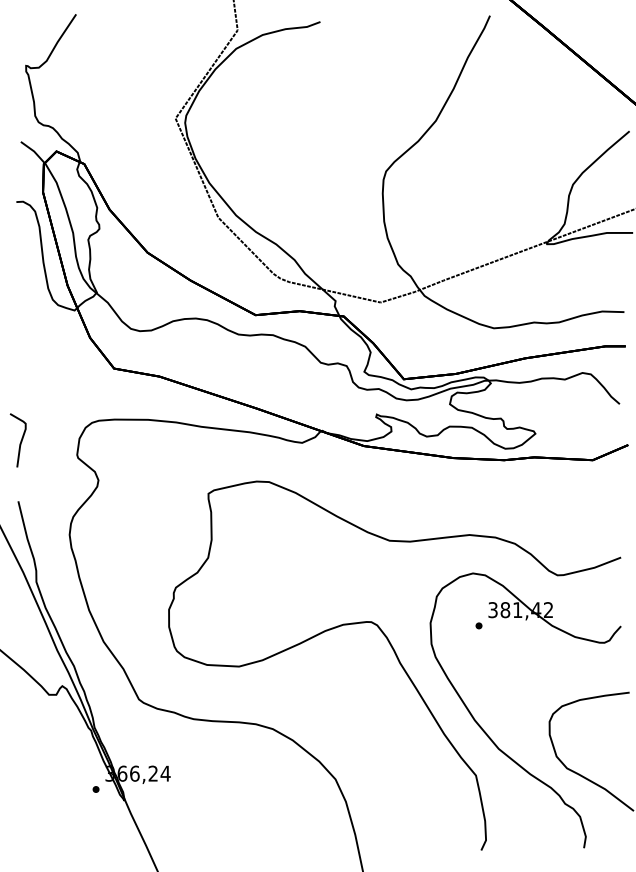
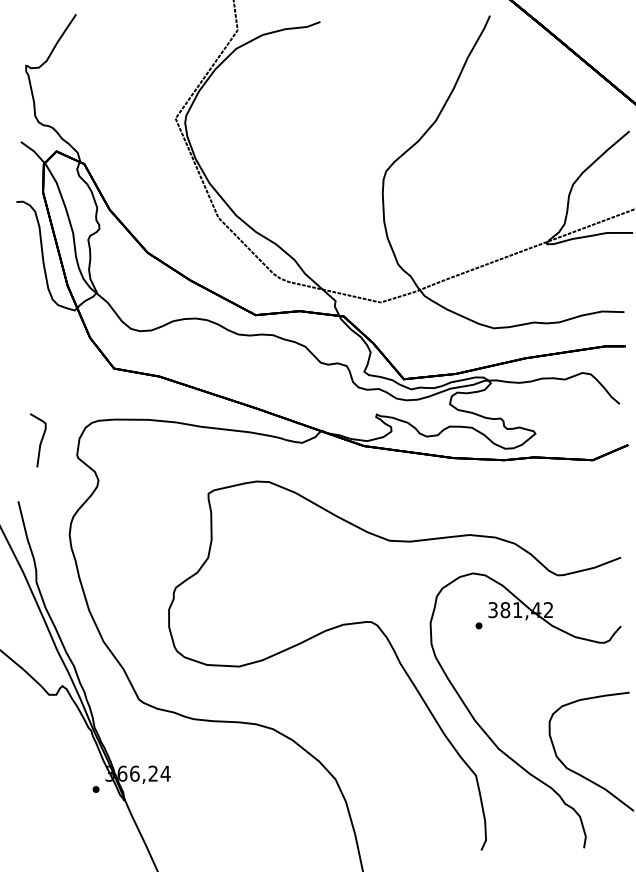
curve position: (20, 440) -> (40, 440) (40, 440)
